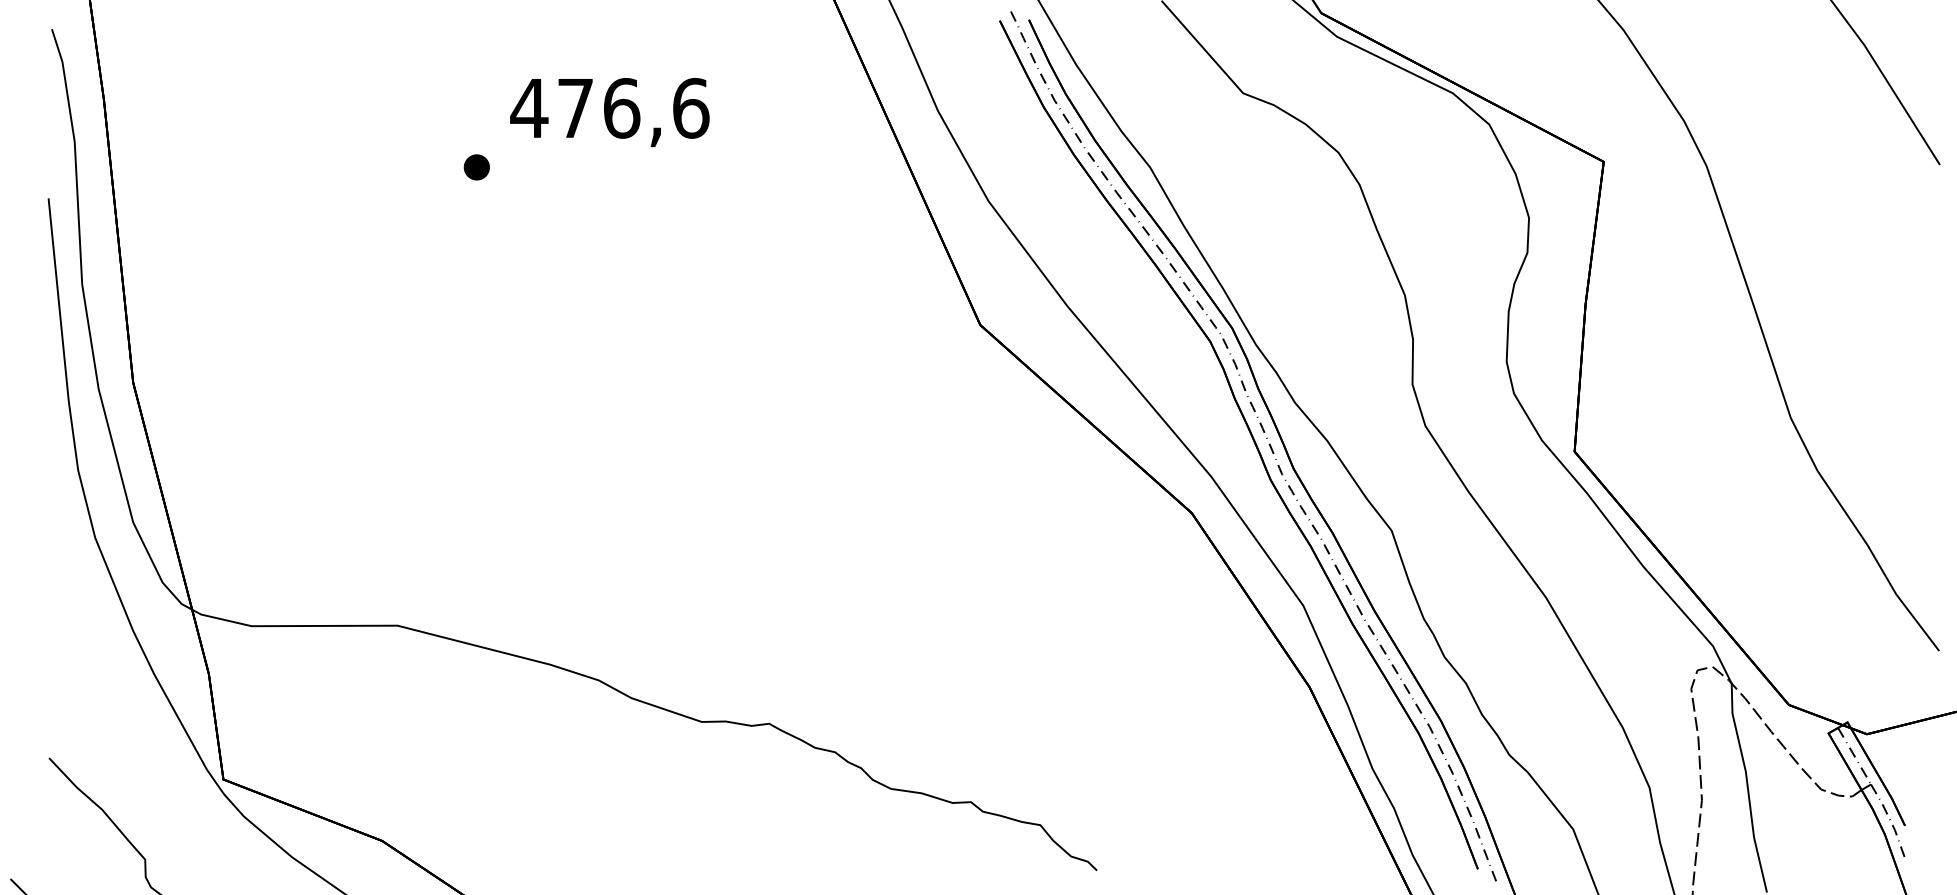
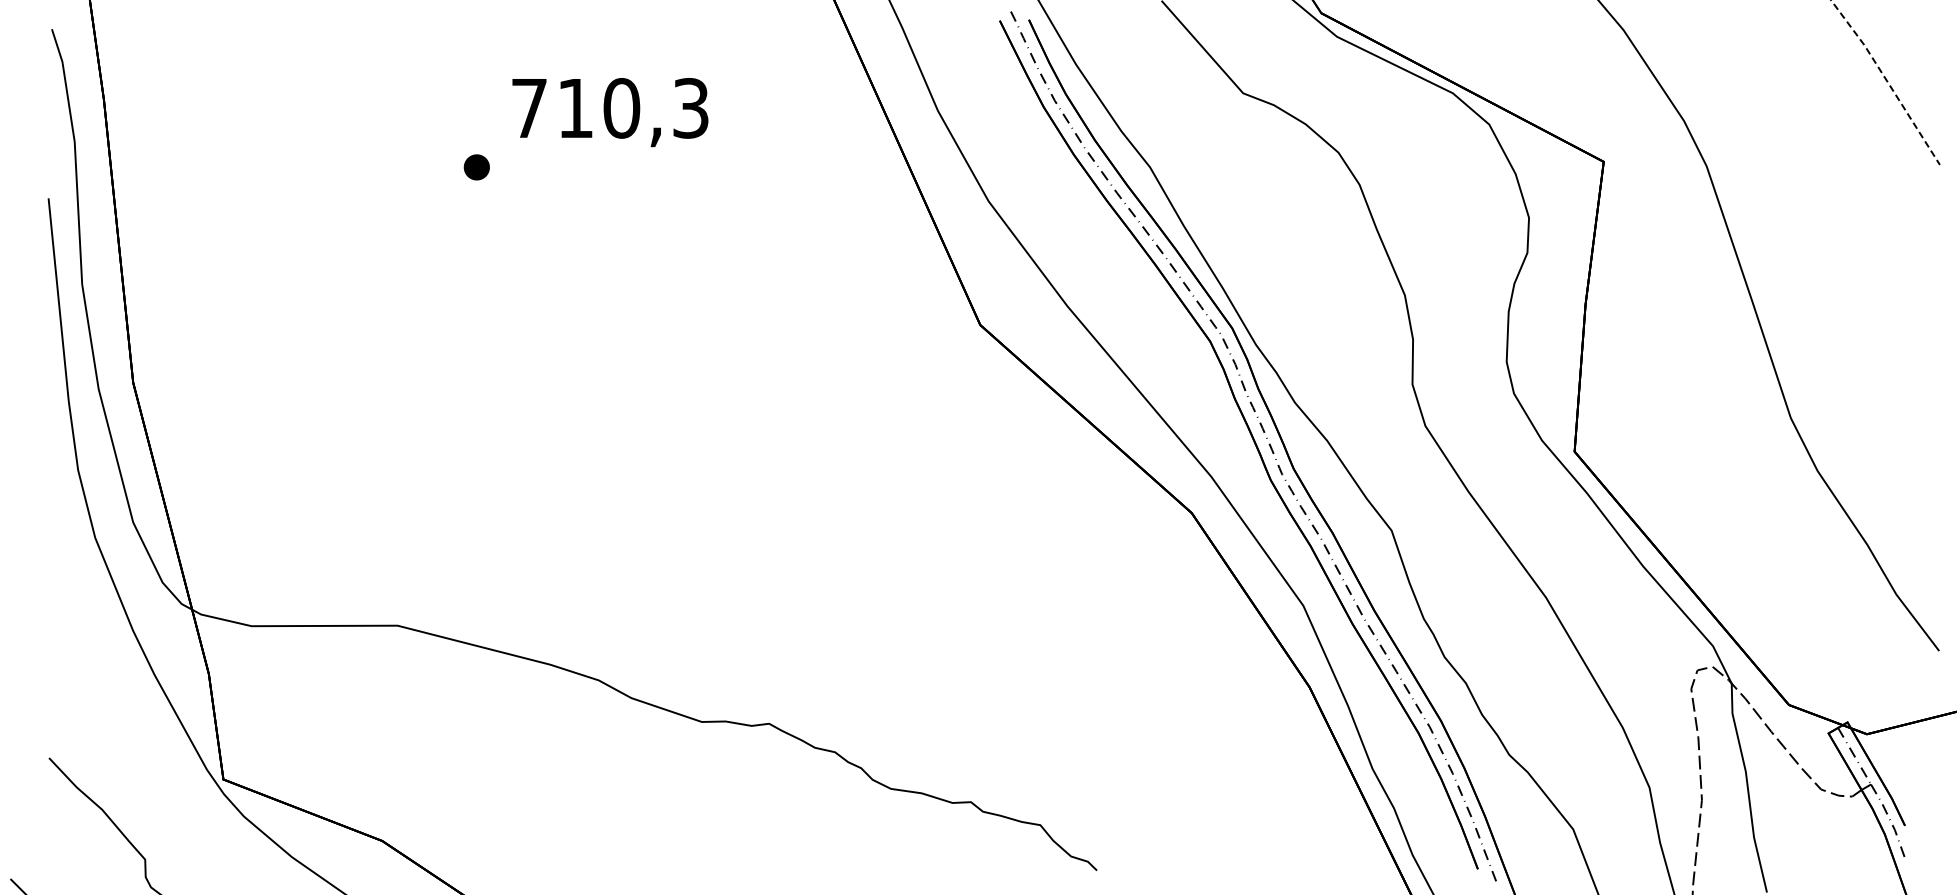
line: solid -> dashed (1887, 81)
text: 476,6 -> 710,3 (609, 107)
